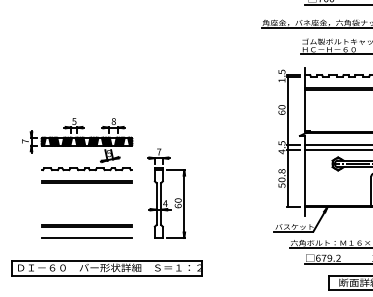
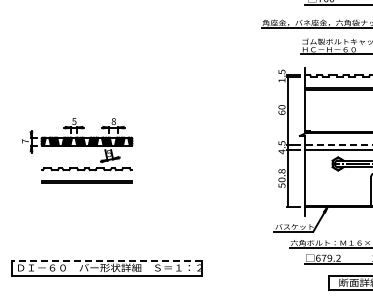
line: solid -> dashed (338, 144)
part: present -> none (166, 193)
line: present -> none (86, 225)
line: present -> none (86, 238)
line: solid -> dashed (106, 260)
